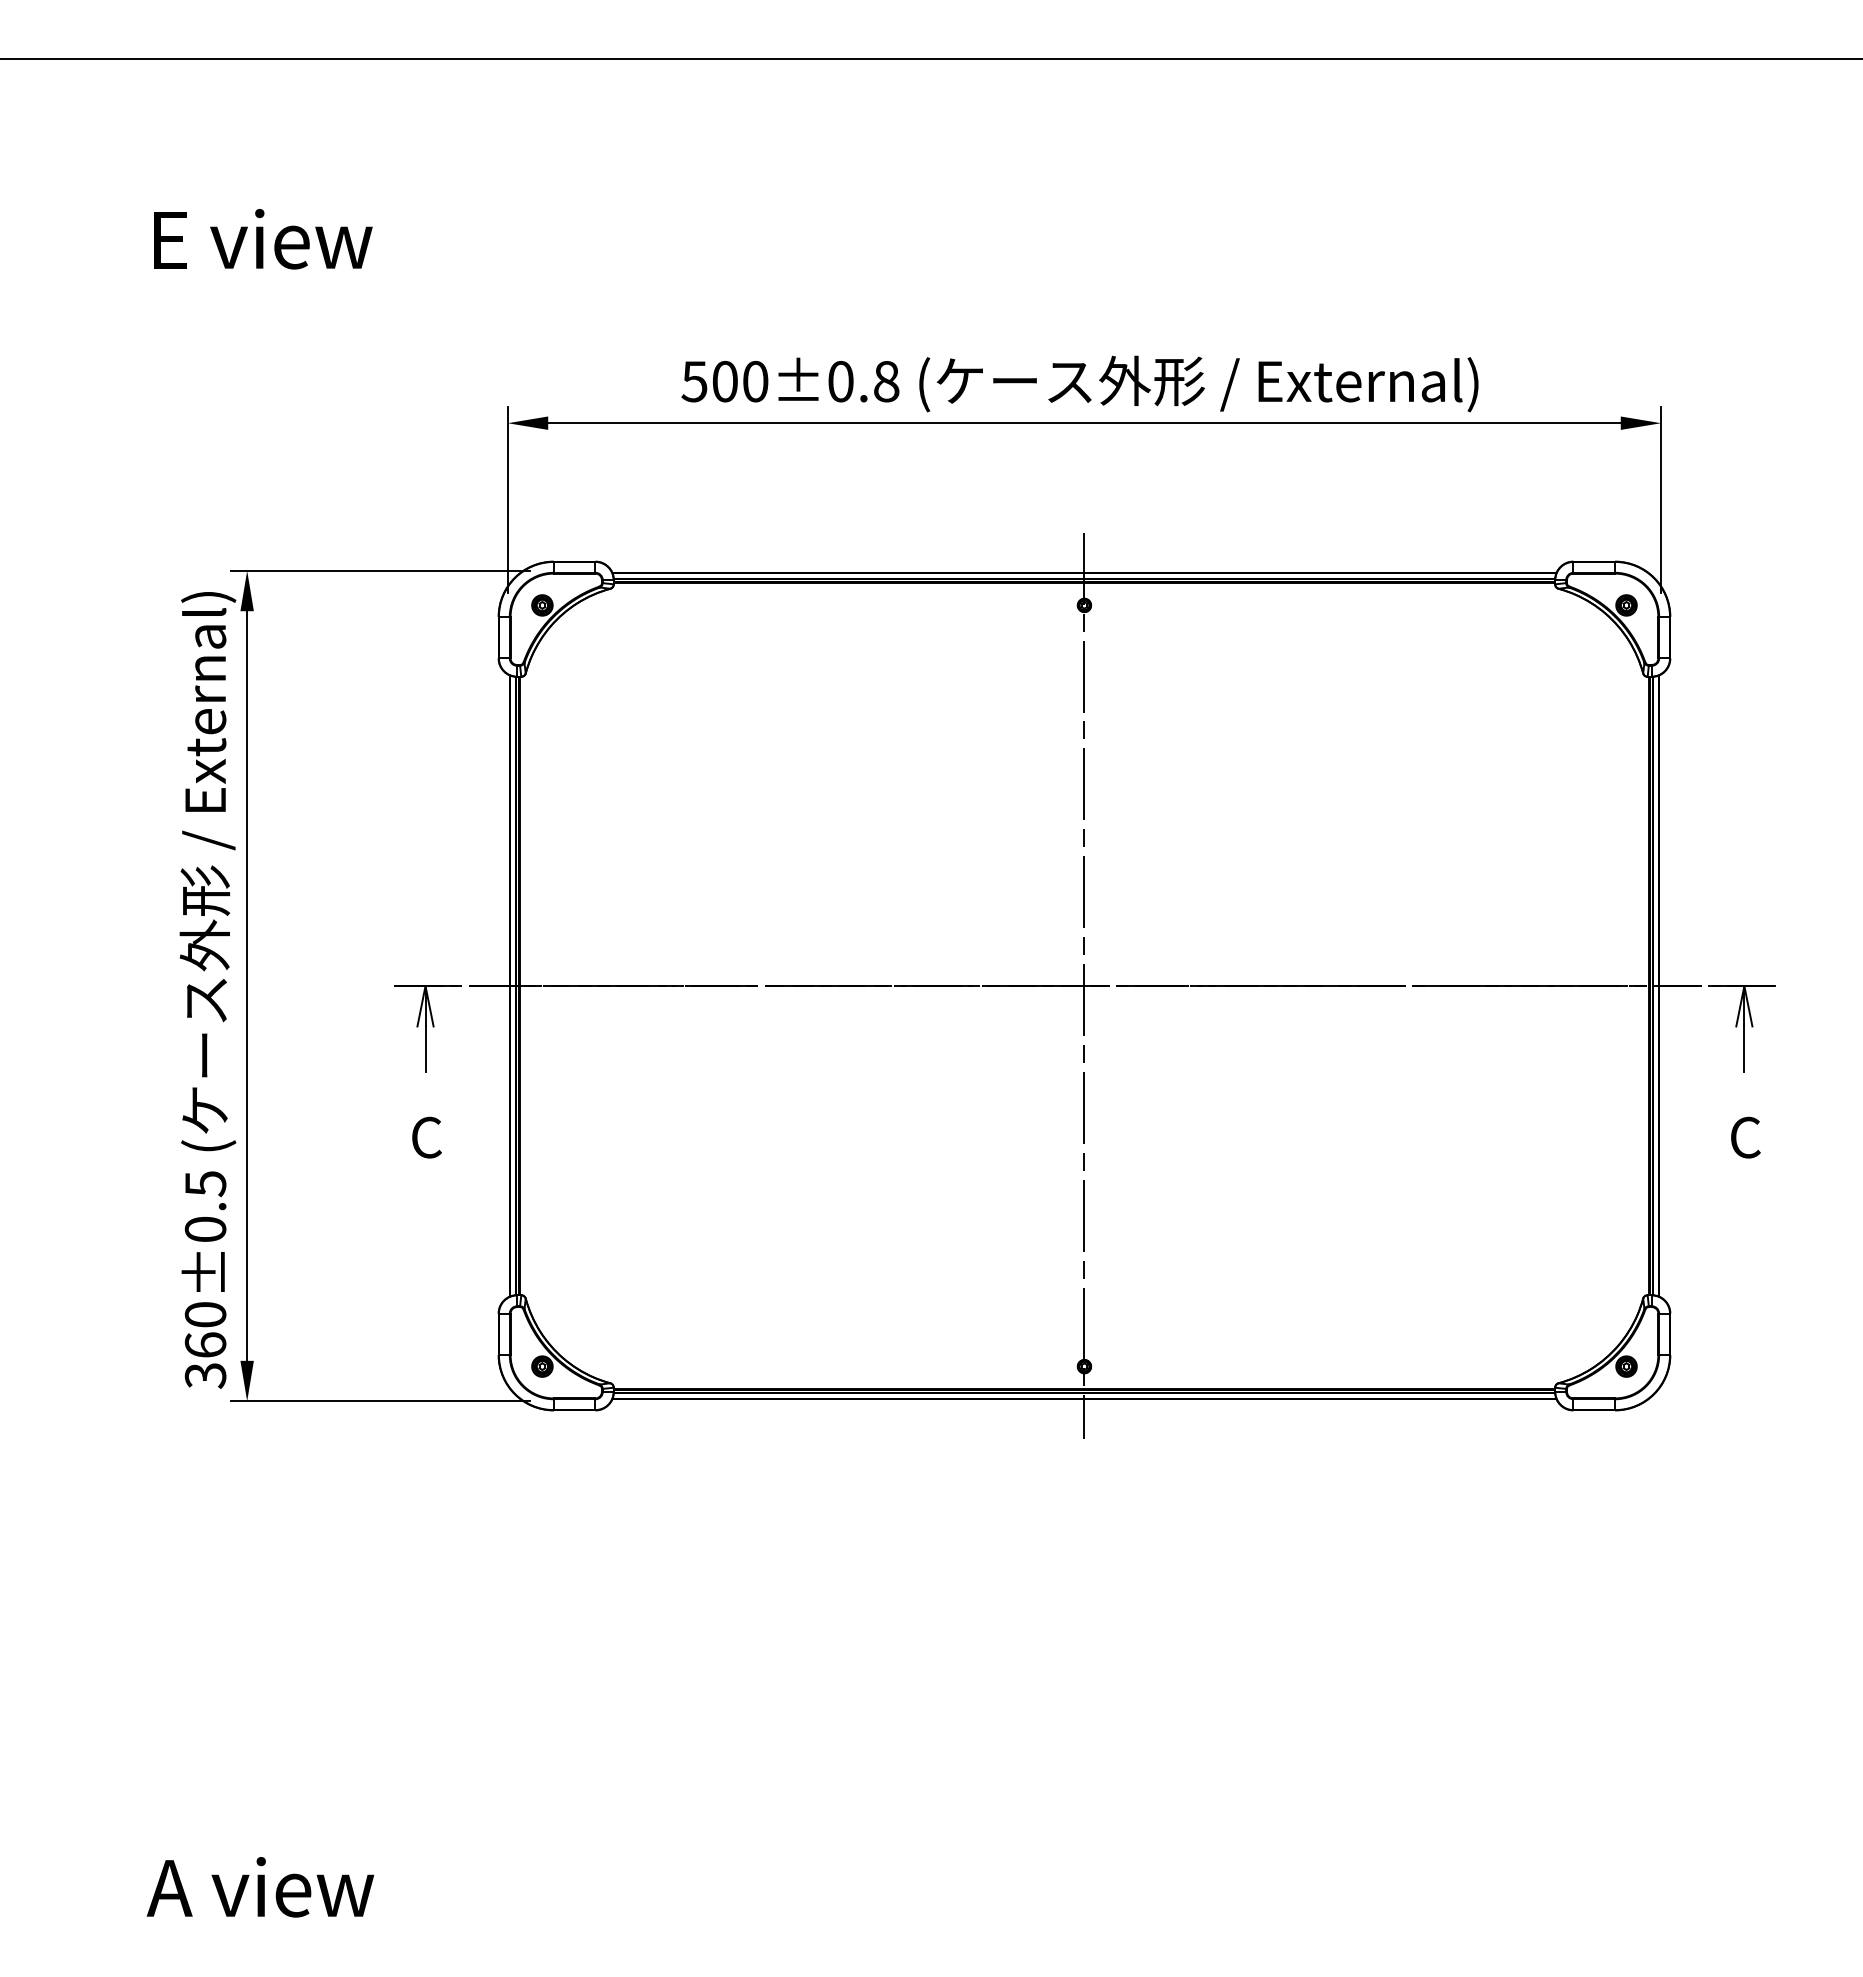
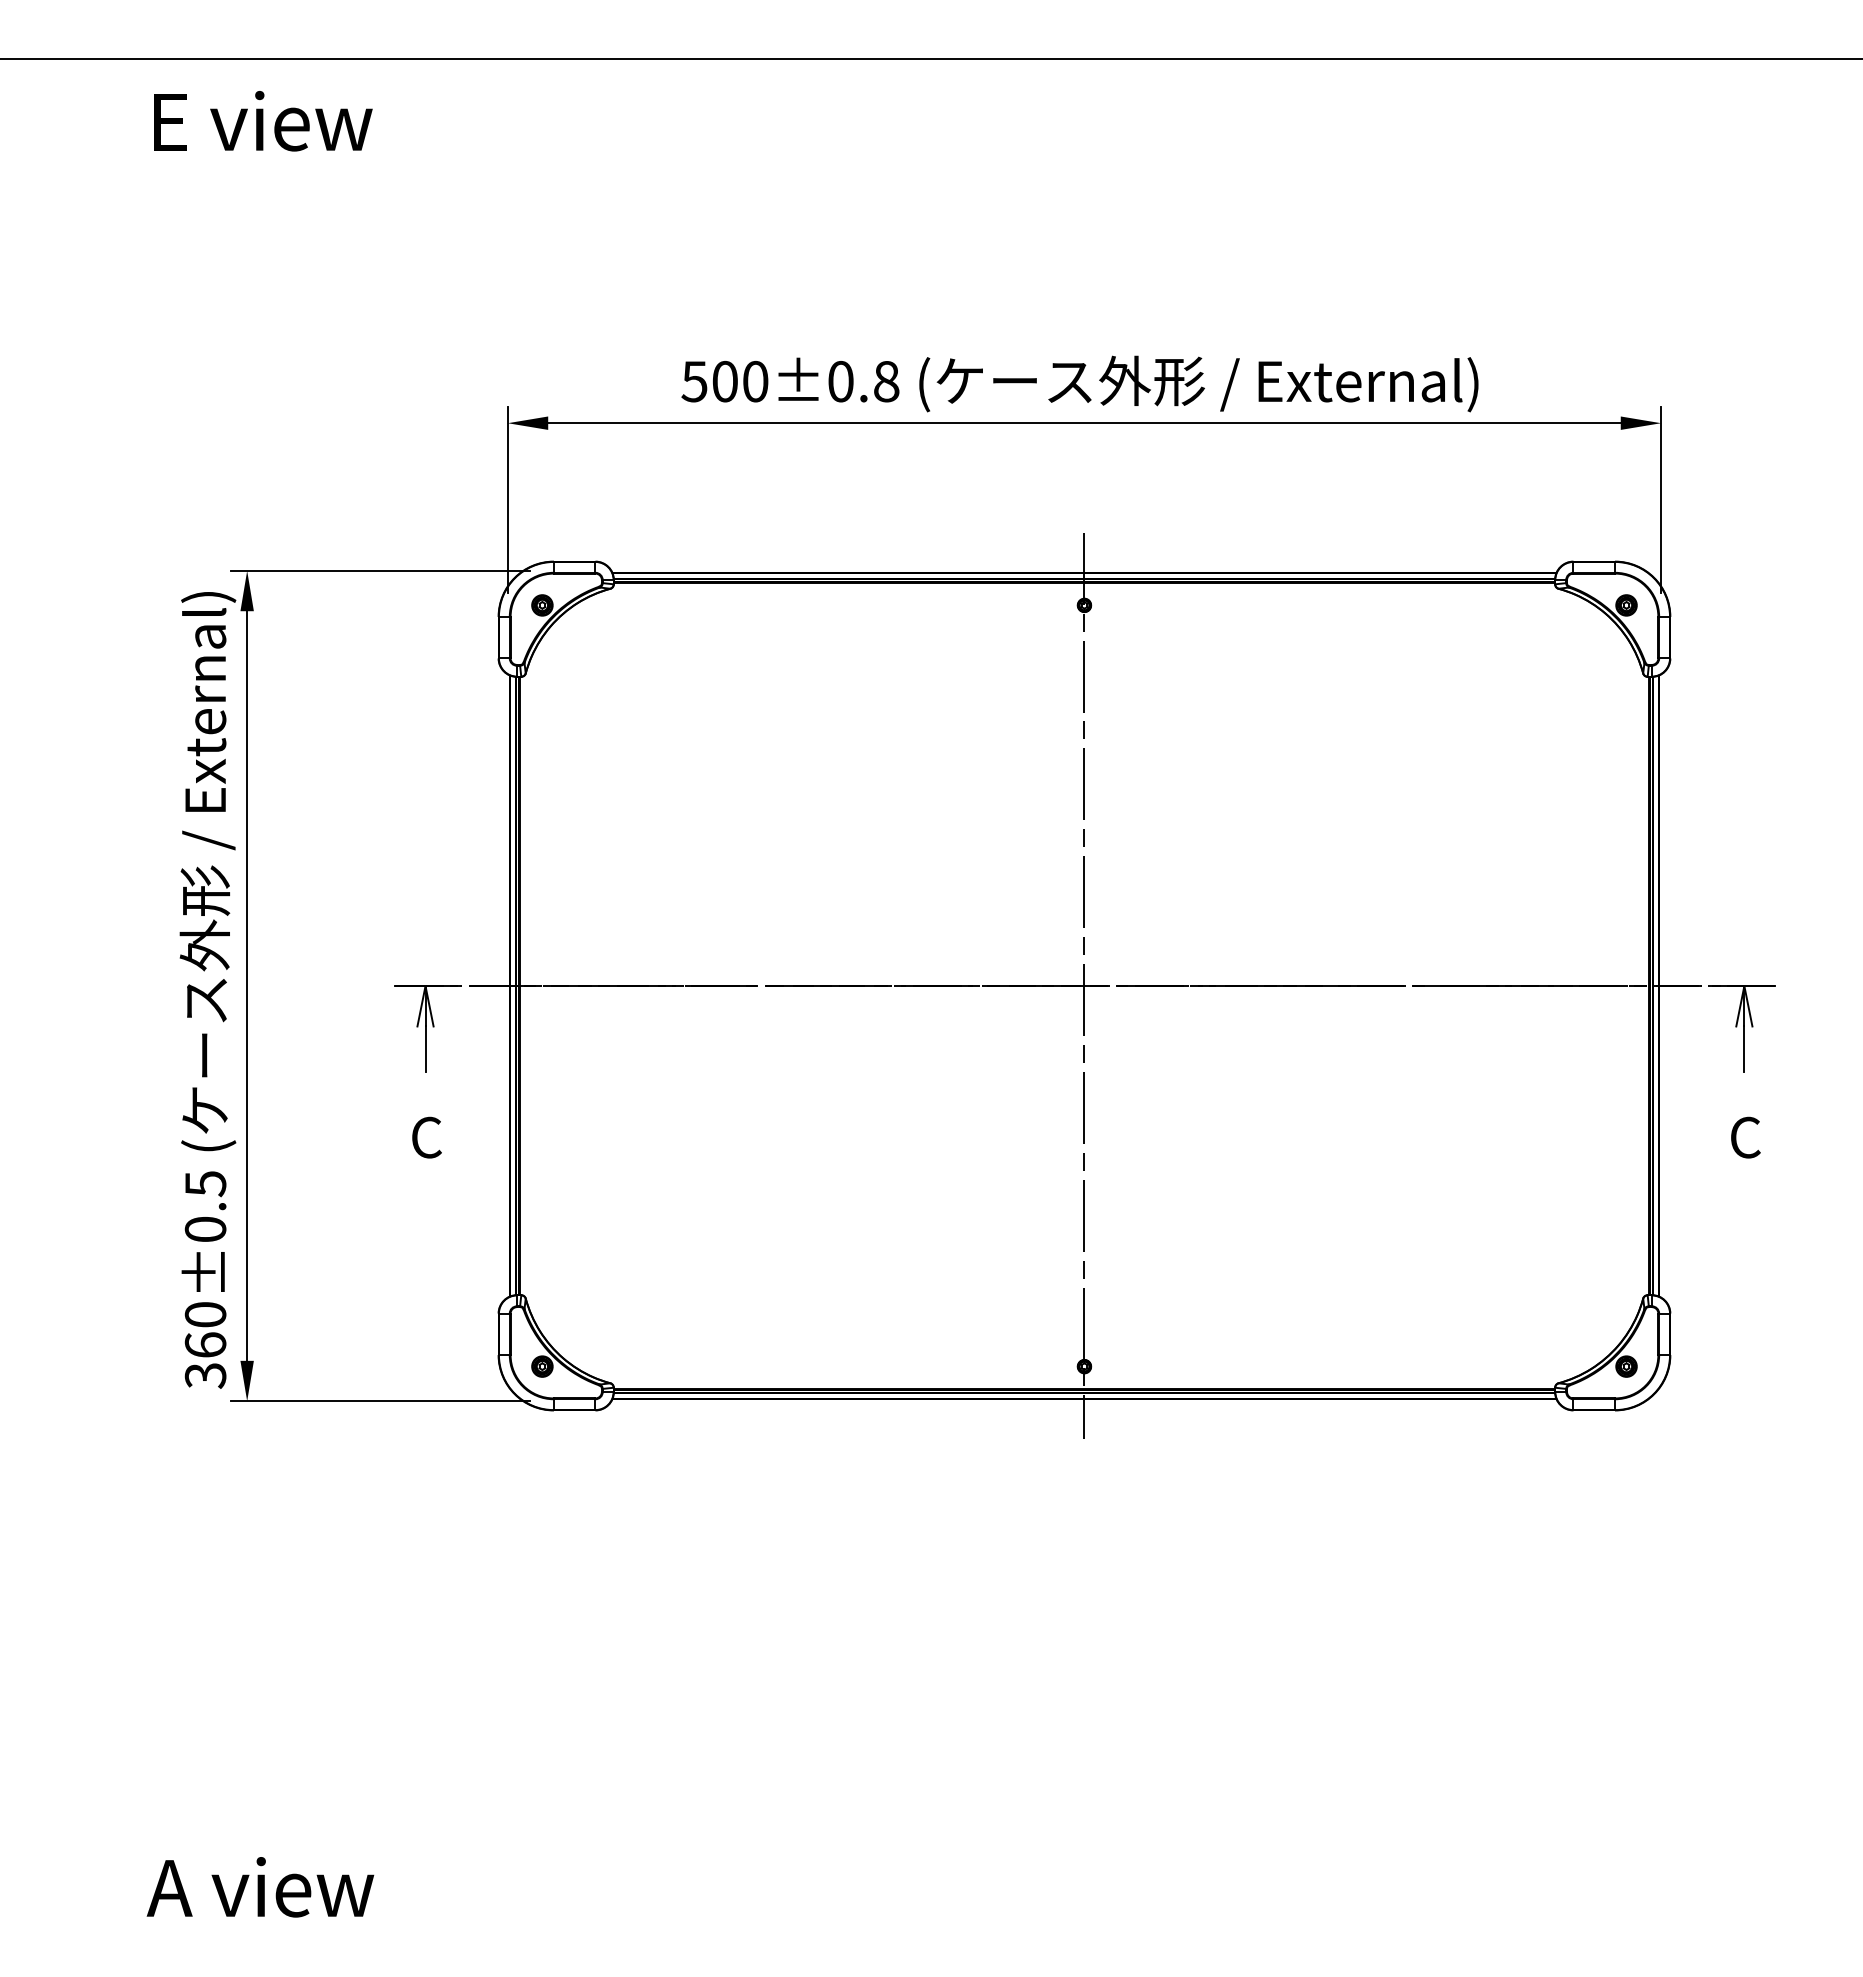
text position: (263, 239) -> (263, 121) (263, 121)
